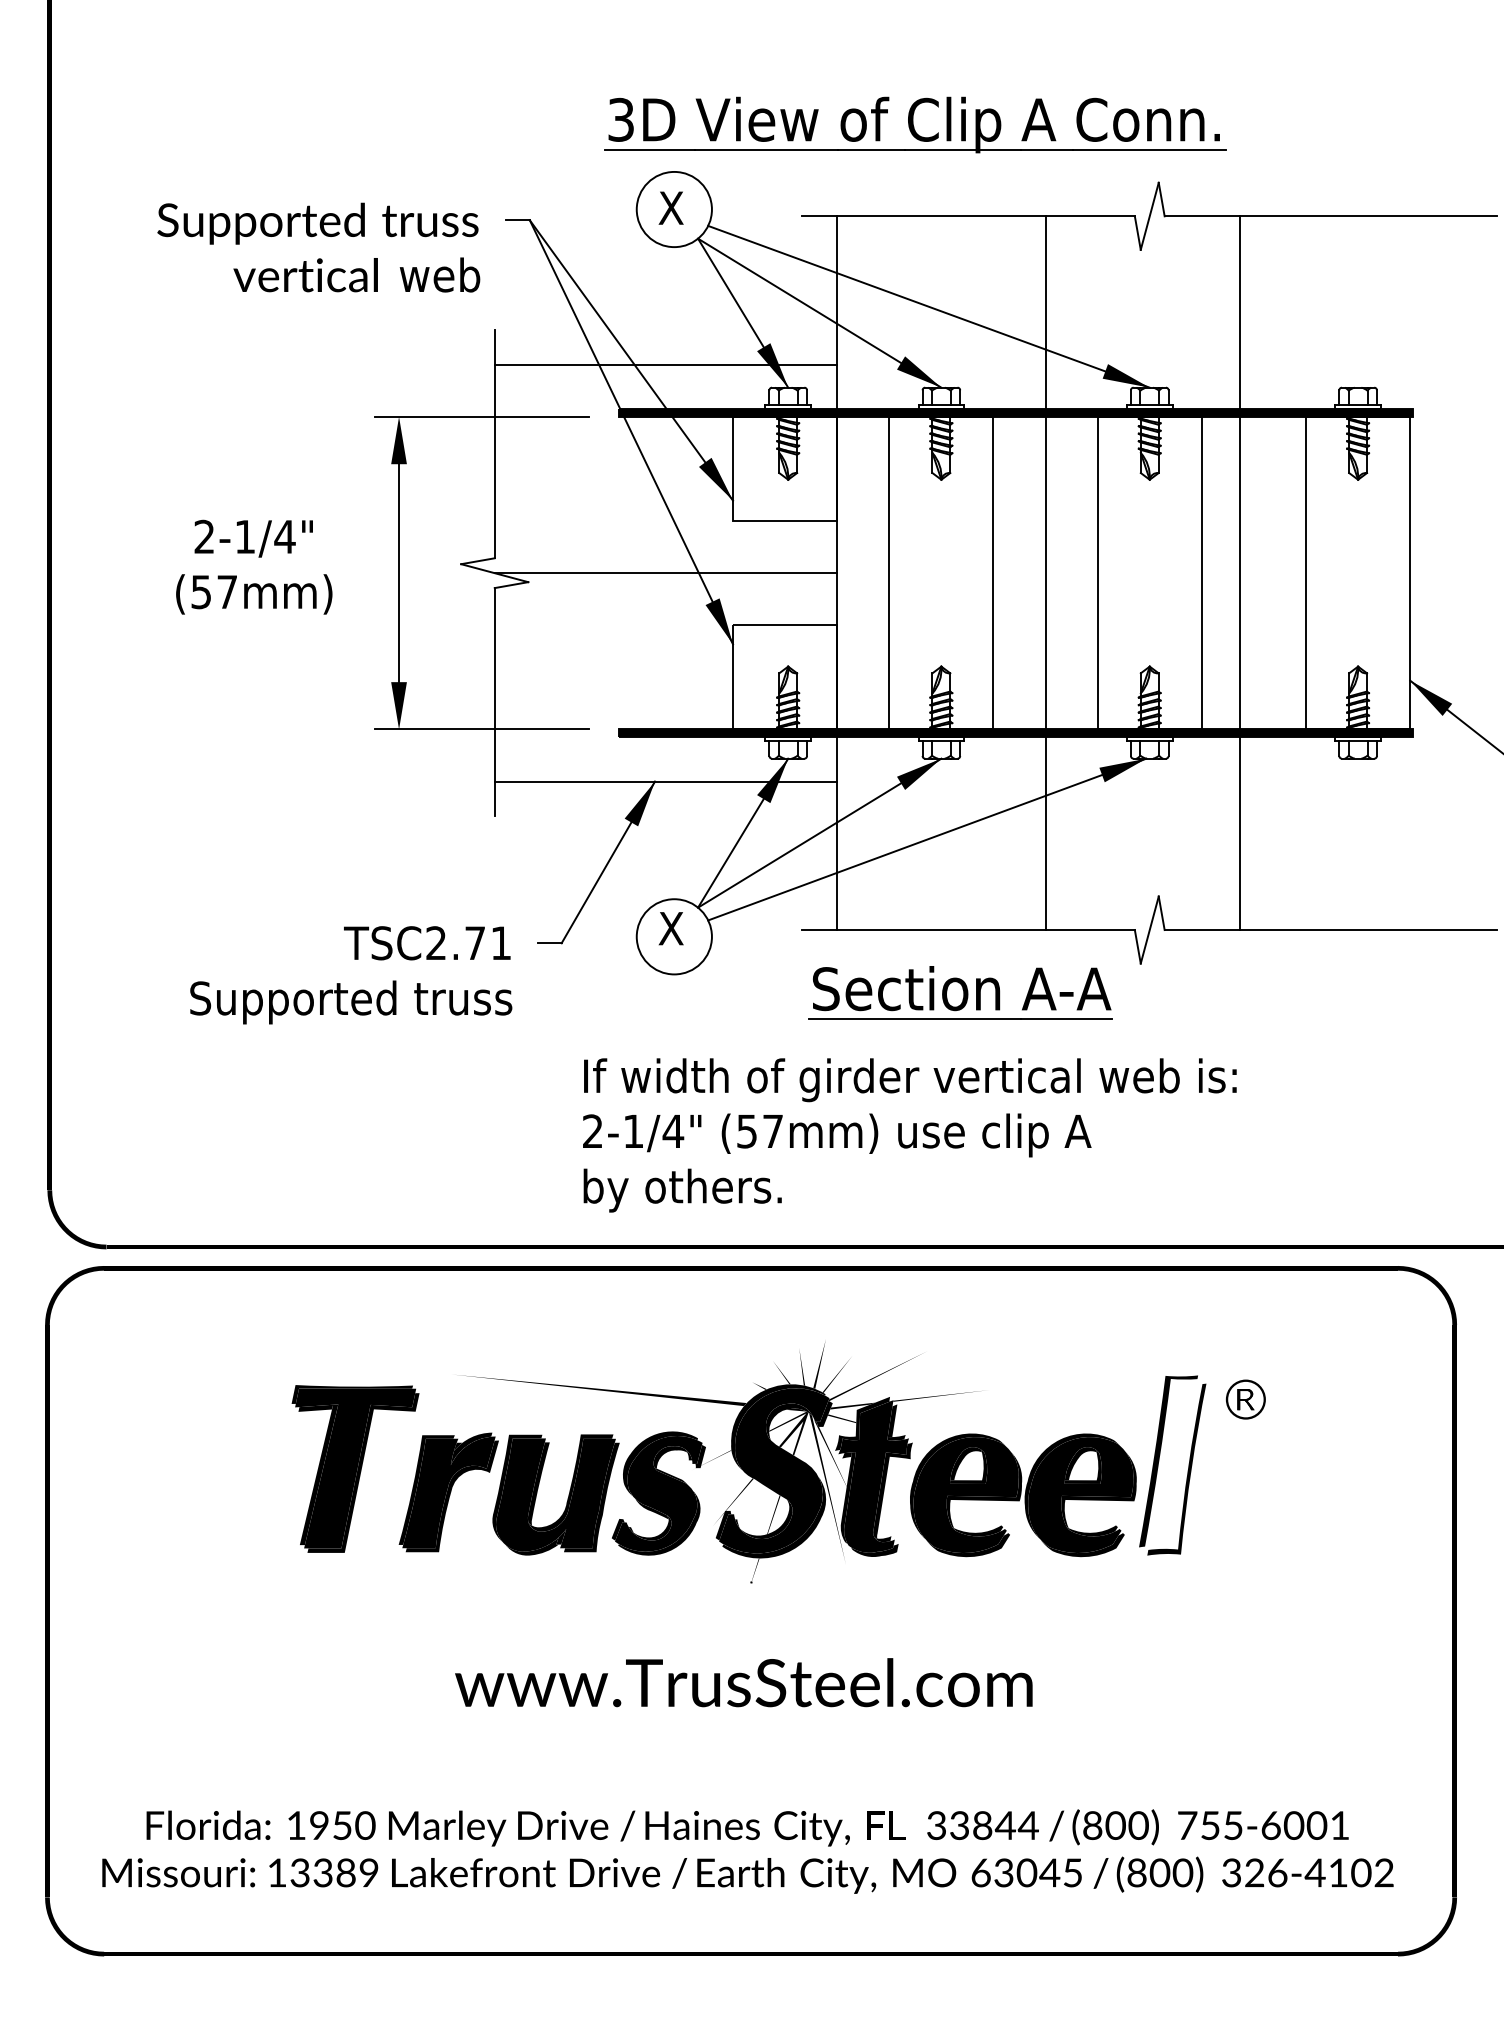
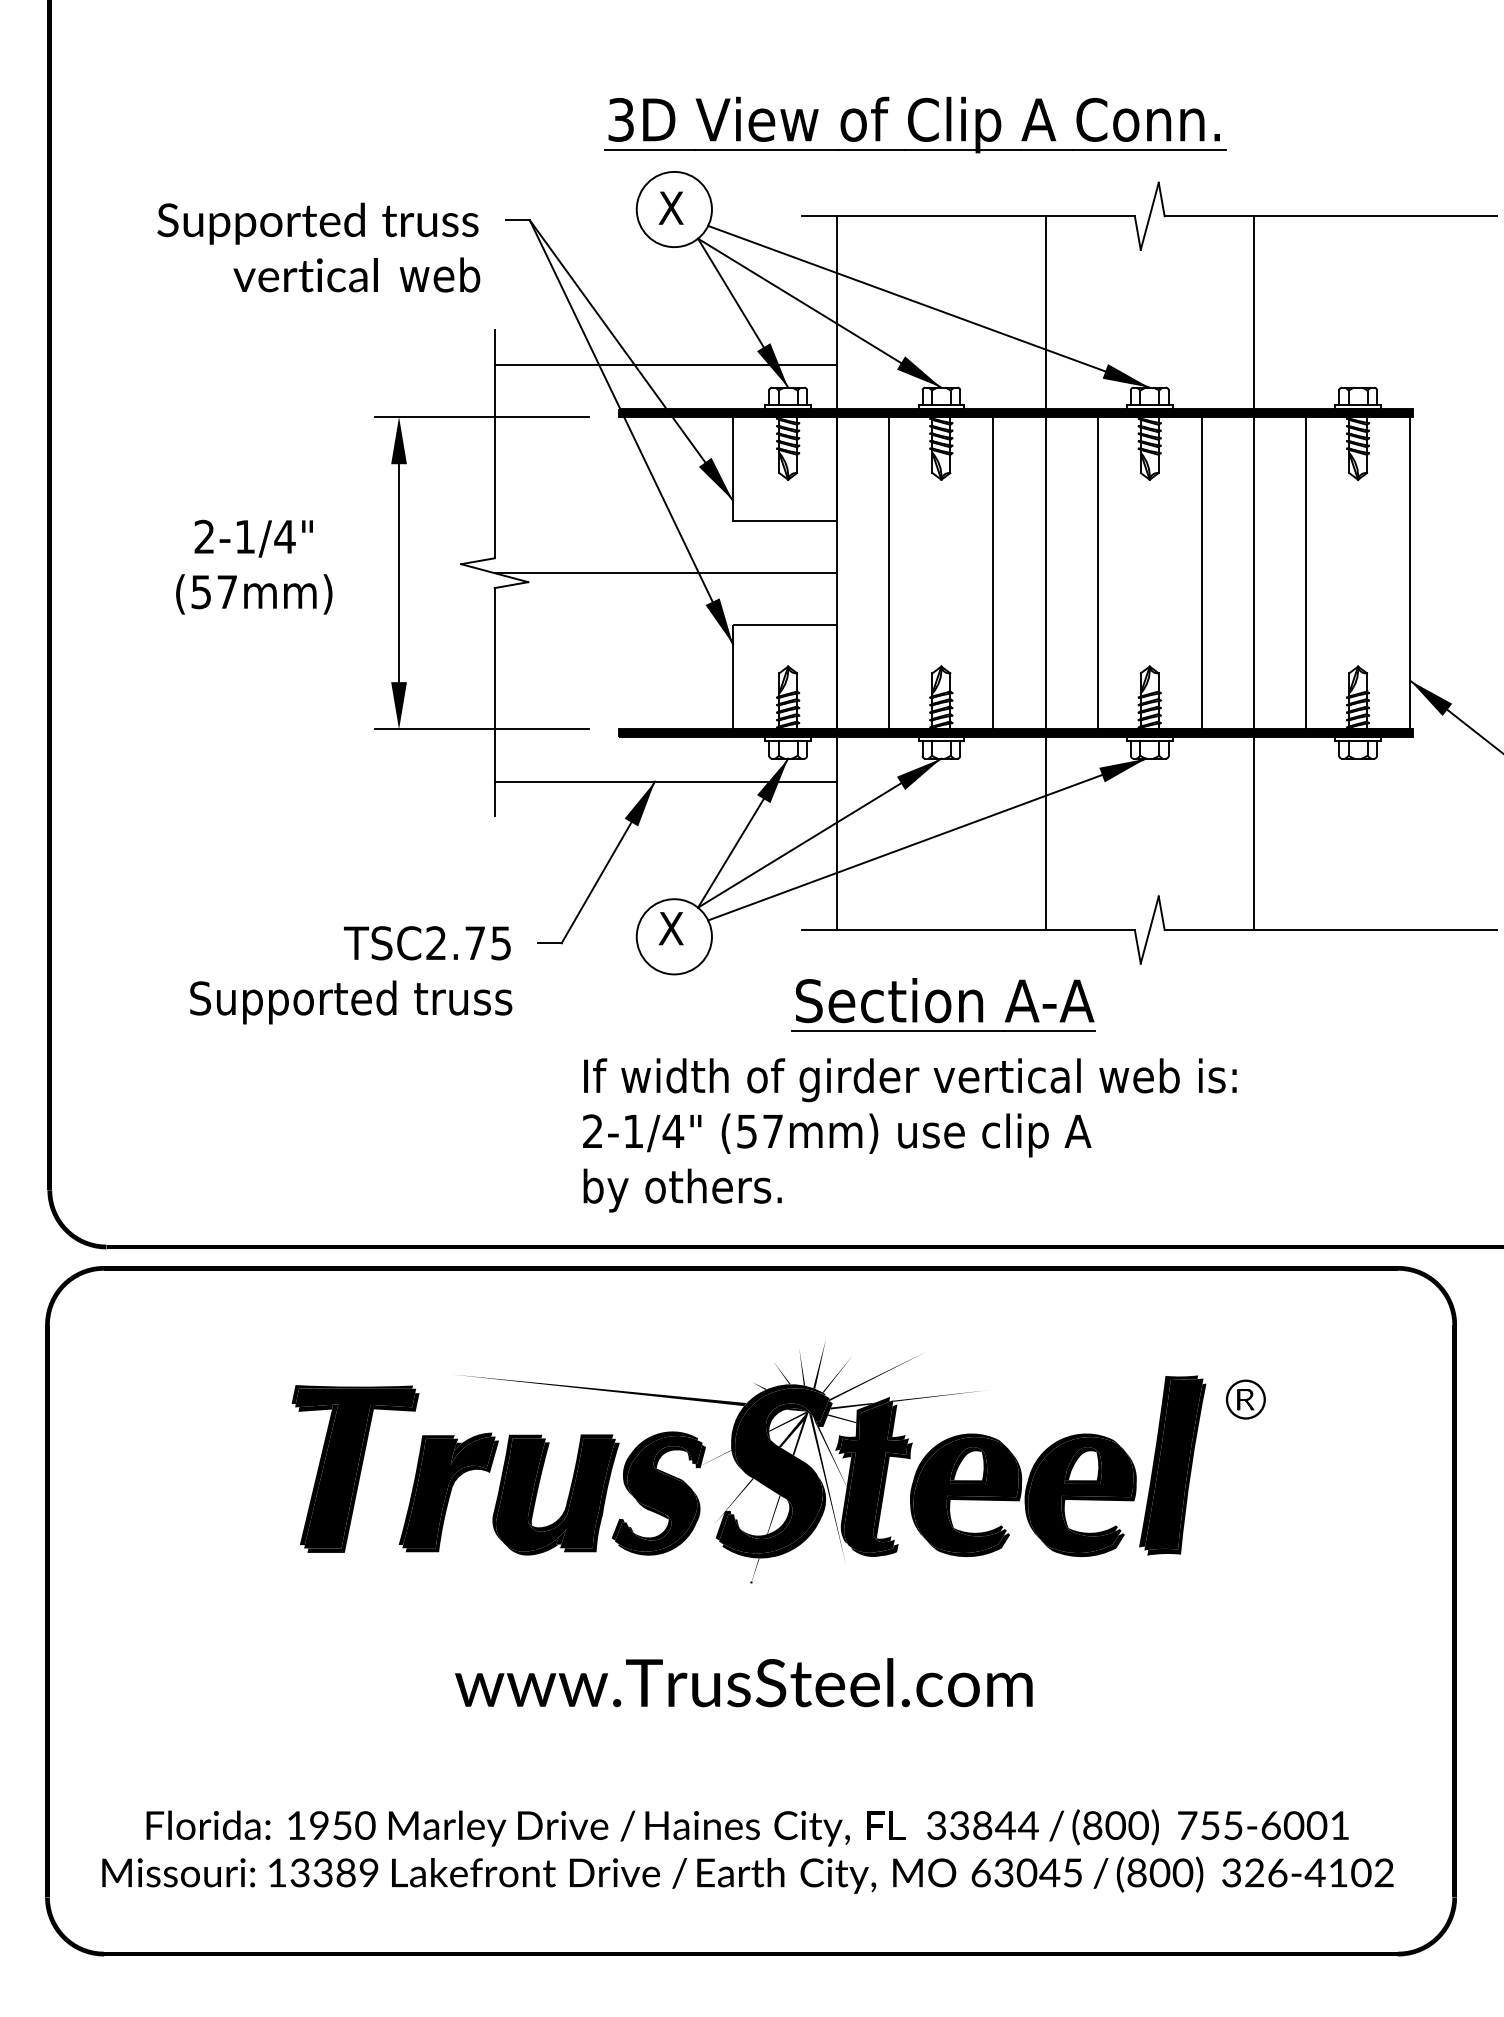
line position: (1239, 573) -> (1253, 573) (1253, 573)
text: TSC2.71 -> TSC2.75 (500, 943)
part position: (960, 992) -> (943, 1004) (943, 1004)
fill: none -> present (1173, 1464)
